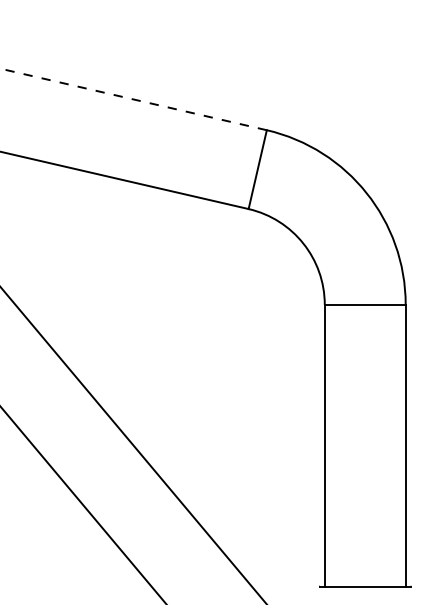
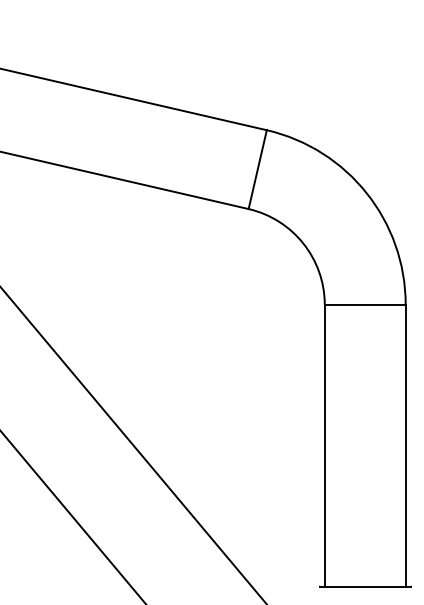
line: dashed -> solid (133, 99)
line position: (83, 504) -> (72, 517) (72, 517)
